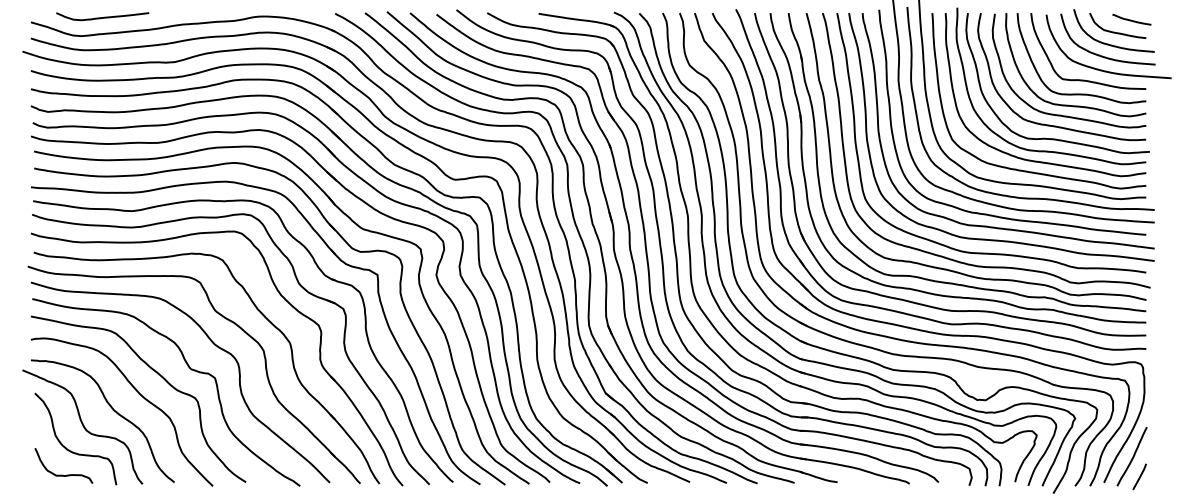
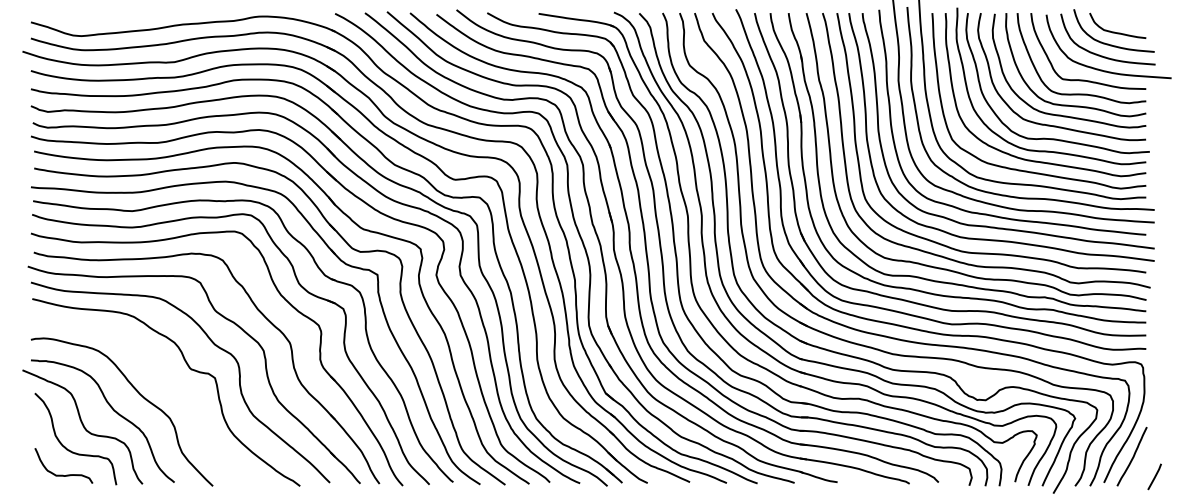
curve: present -> none (102, 17)
curve: present -> none (1131, 19)
curve: present -> none (157, 374)
line position: (1139, 476) -> (1154, 476) (1154, 476)
